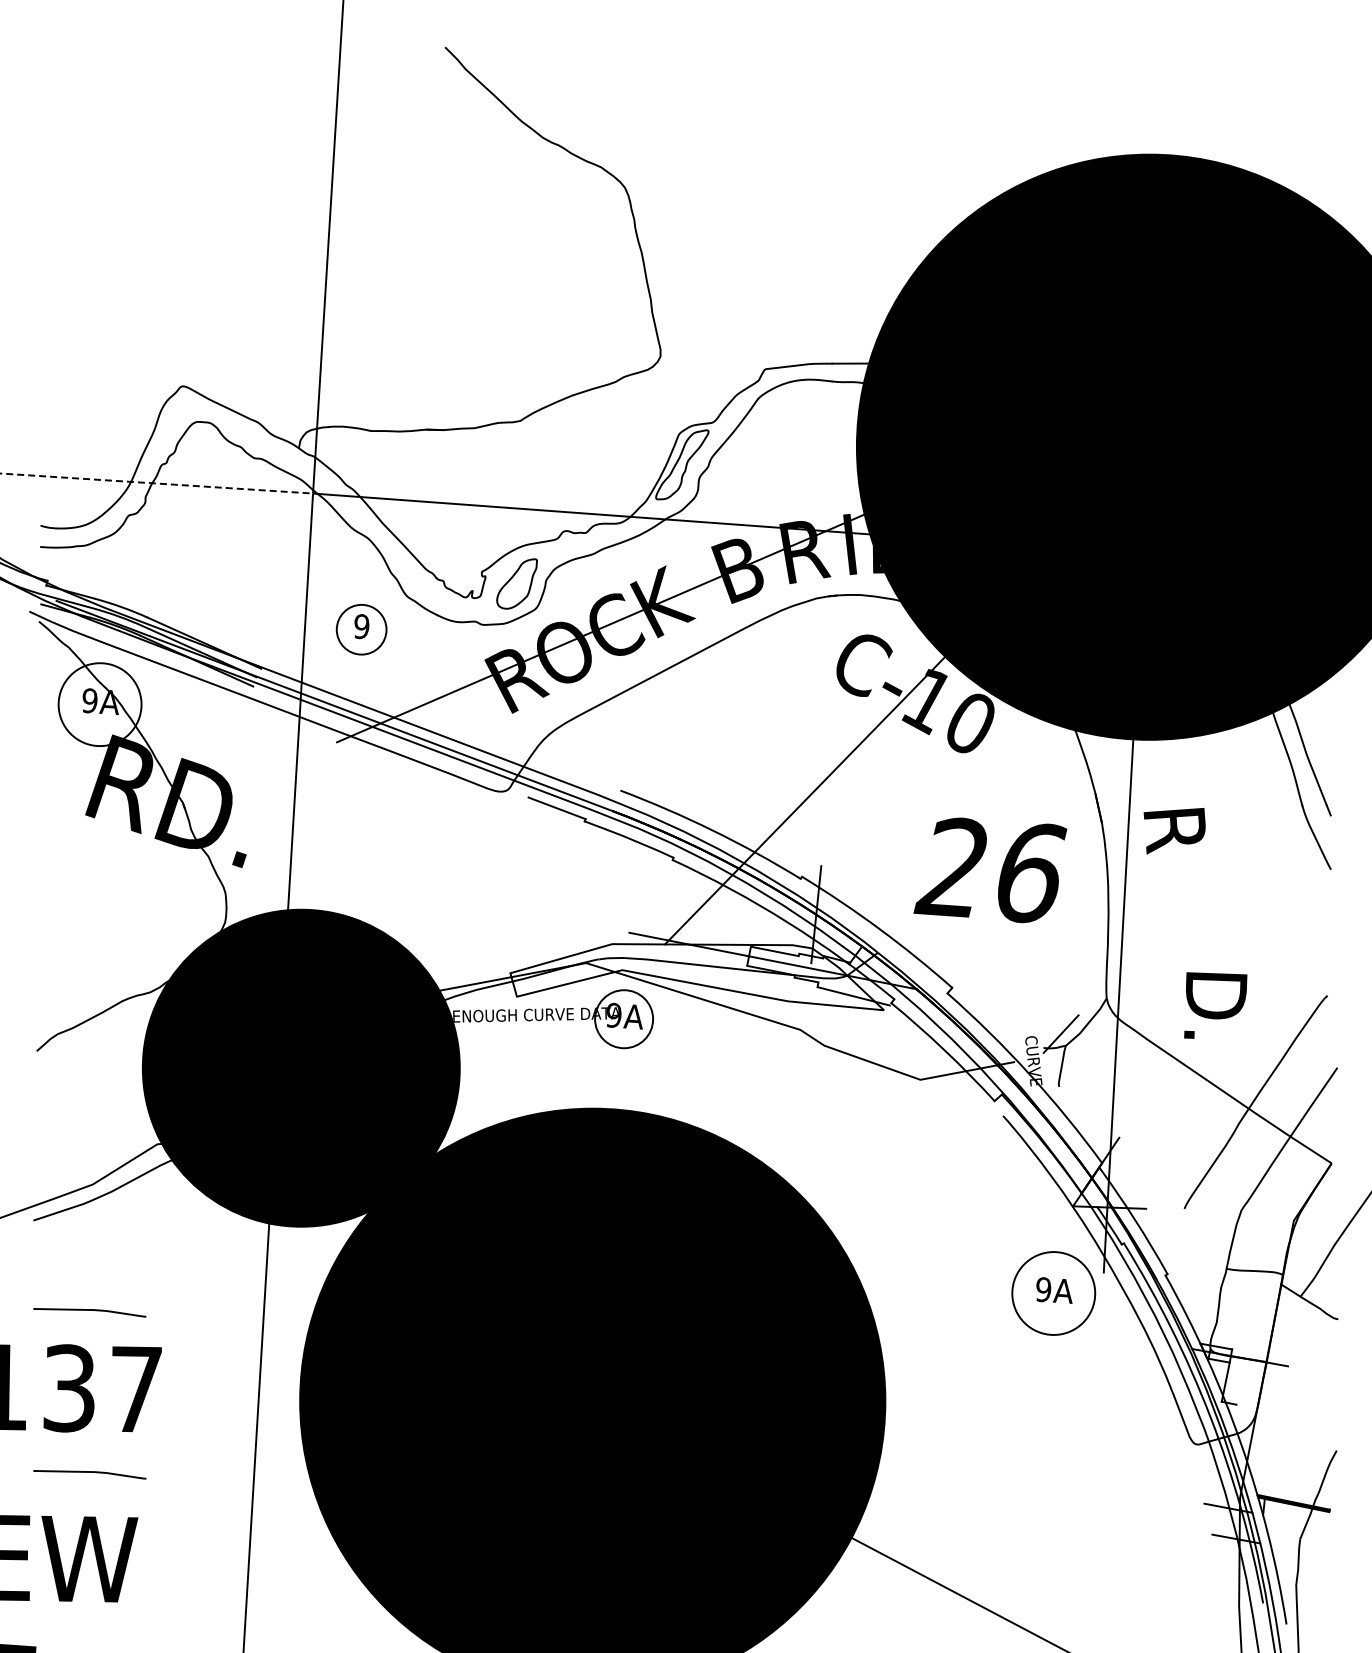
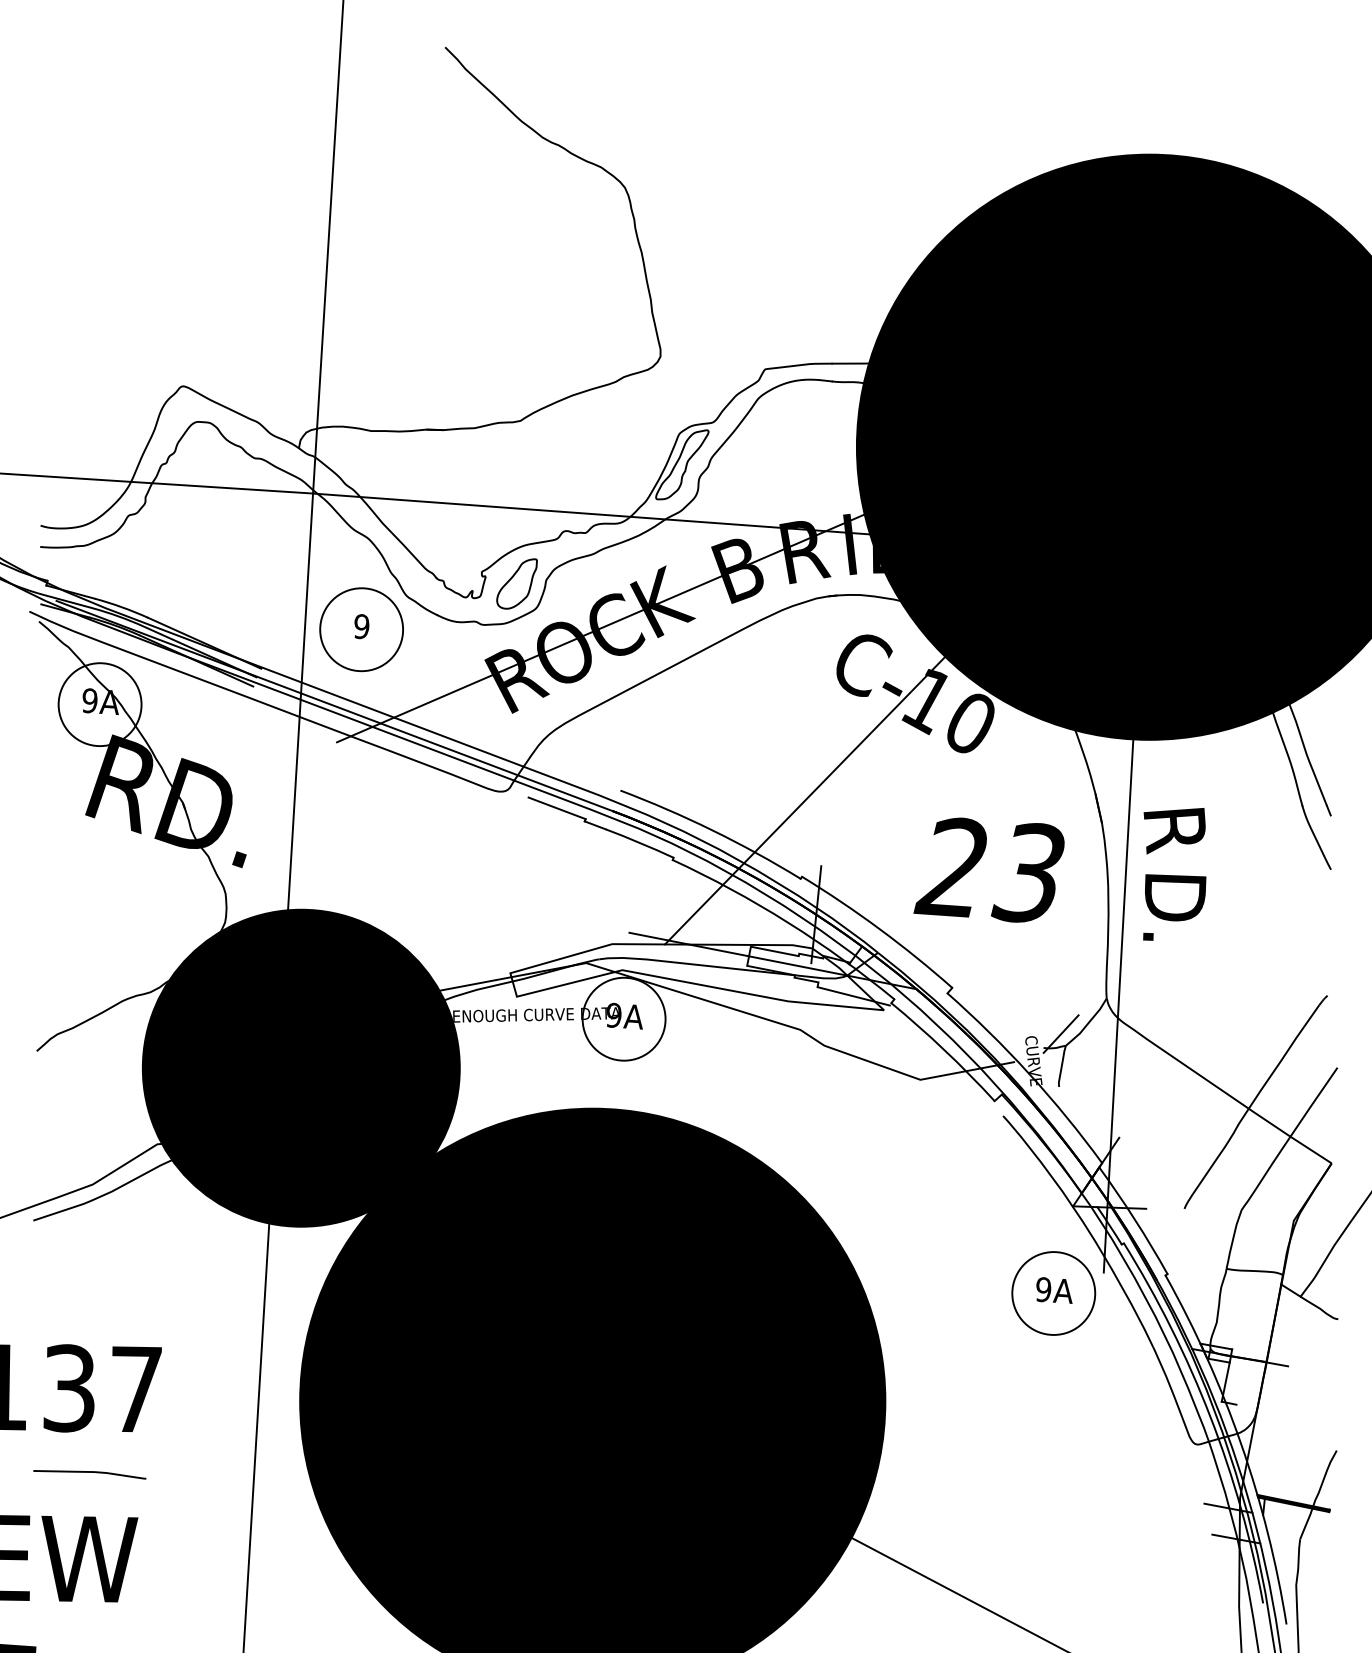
line: dashed -> solid (157, 483)
circle diameter: 50 px -> 83 px (361, 629)
text: 26 -> 23 (1029, 873)
text position: (1215, 1005) -> (1174, 907) (1174, 907)
circle diameter: 58 px -> 83 px (623, 1018)
curve: present -> none (89, 1310)
